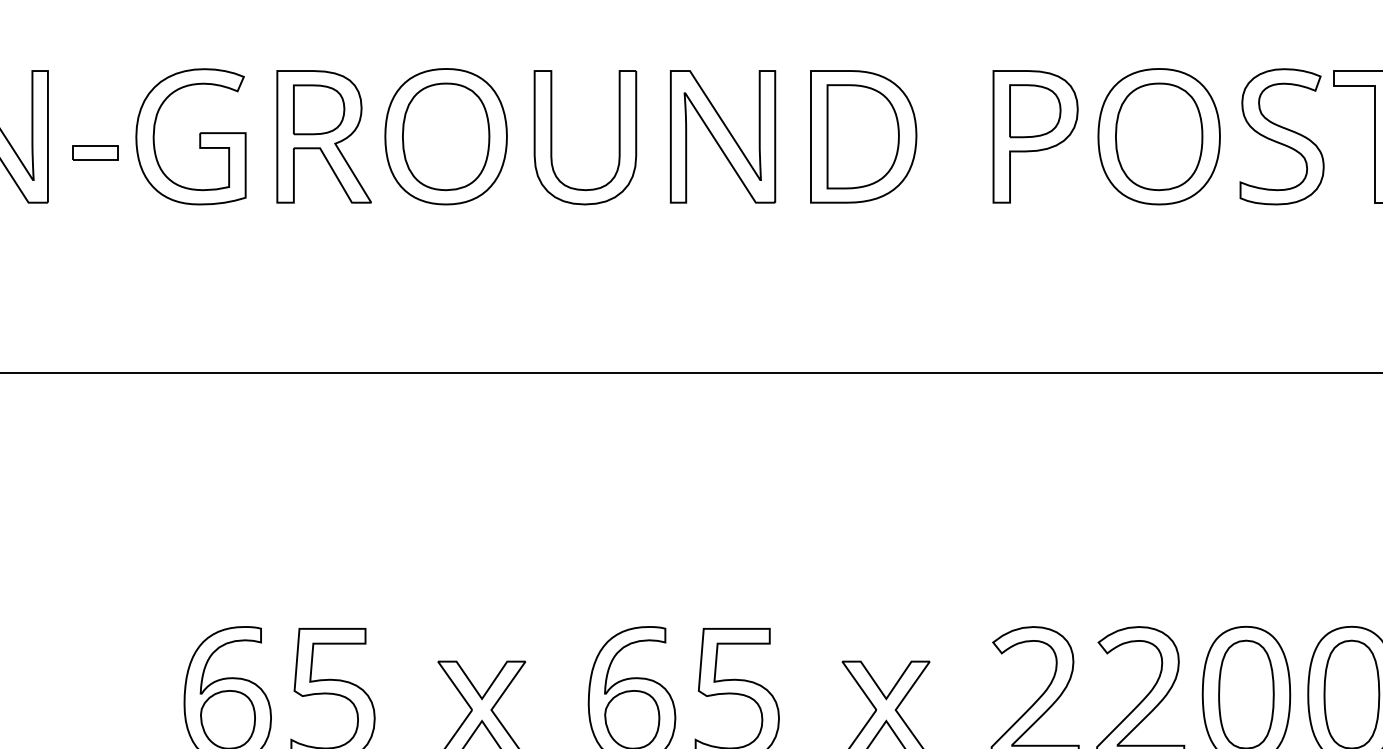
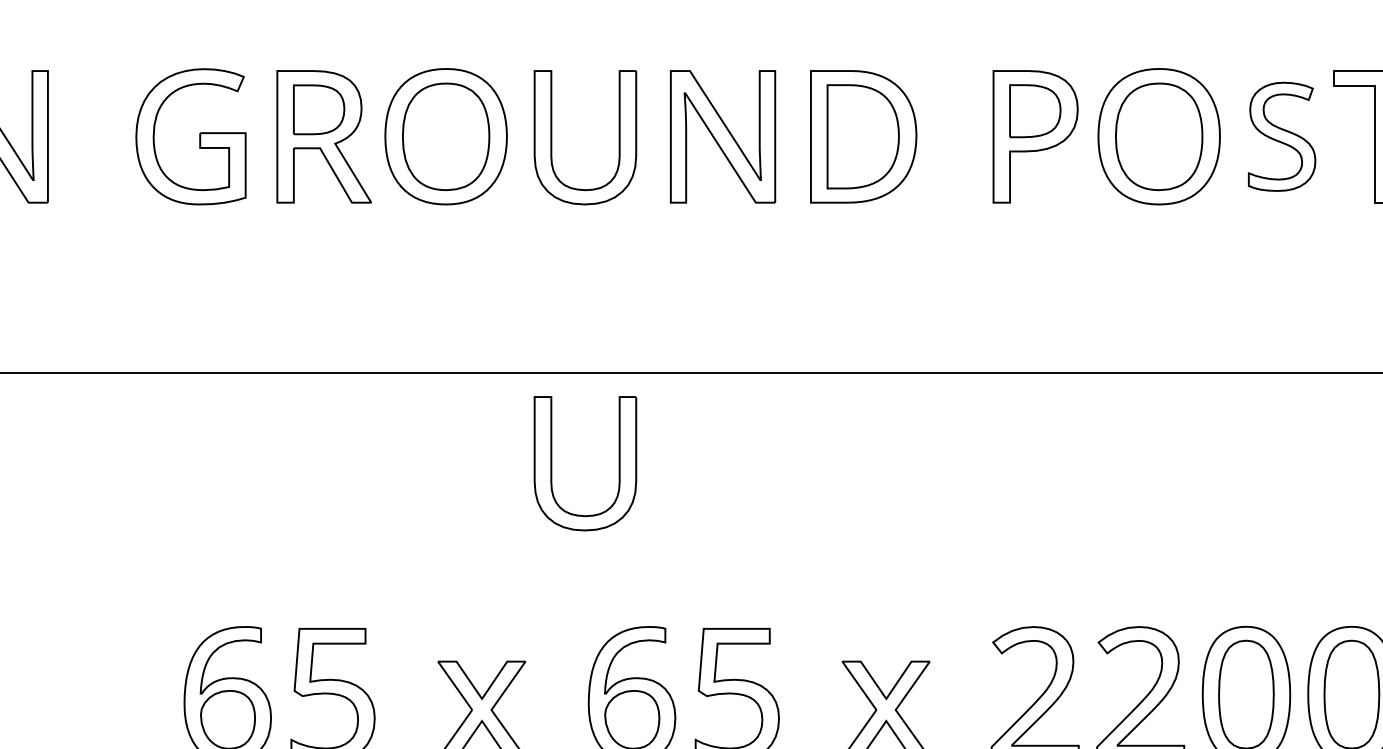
part size: 86x138 px -> 69x111 px (1282, 136)
part: present -> none (95, 152)
part: none -> present (552, 463)
